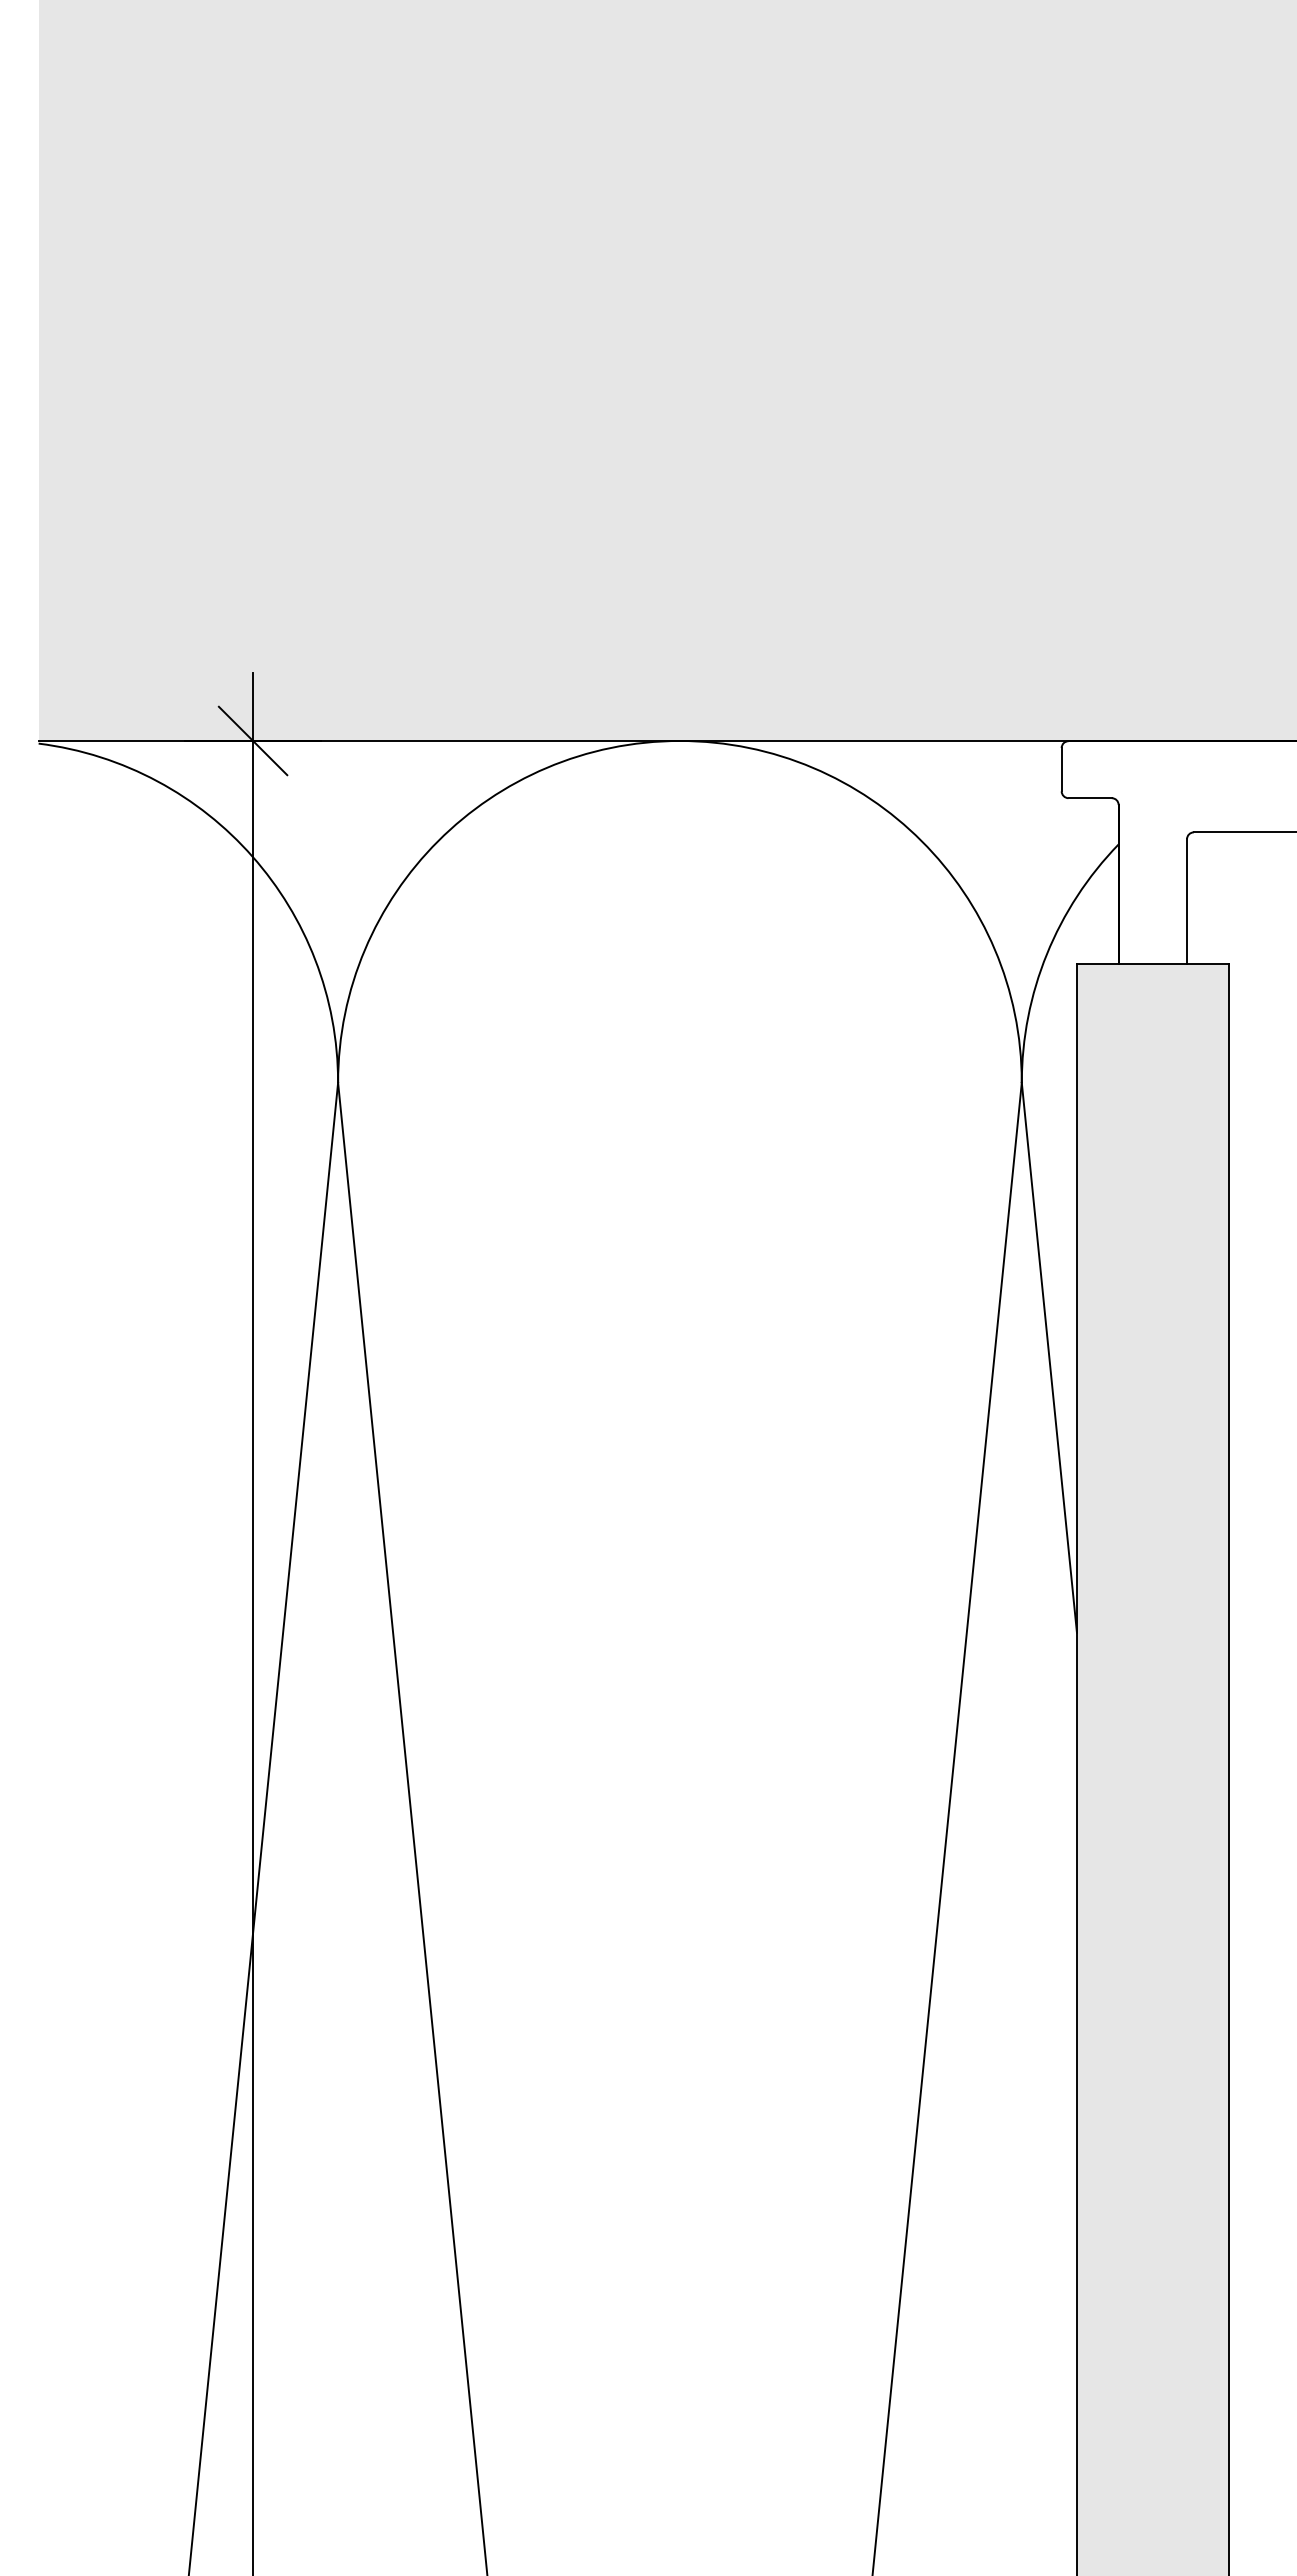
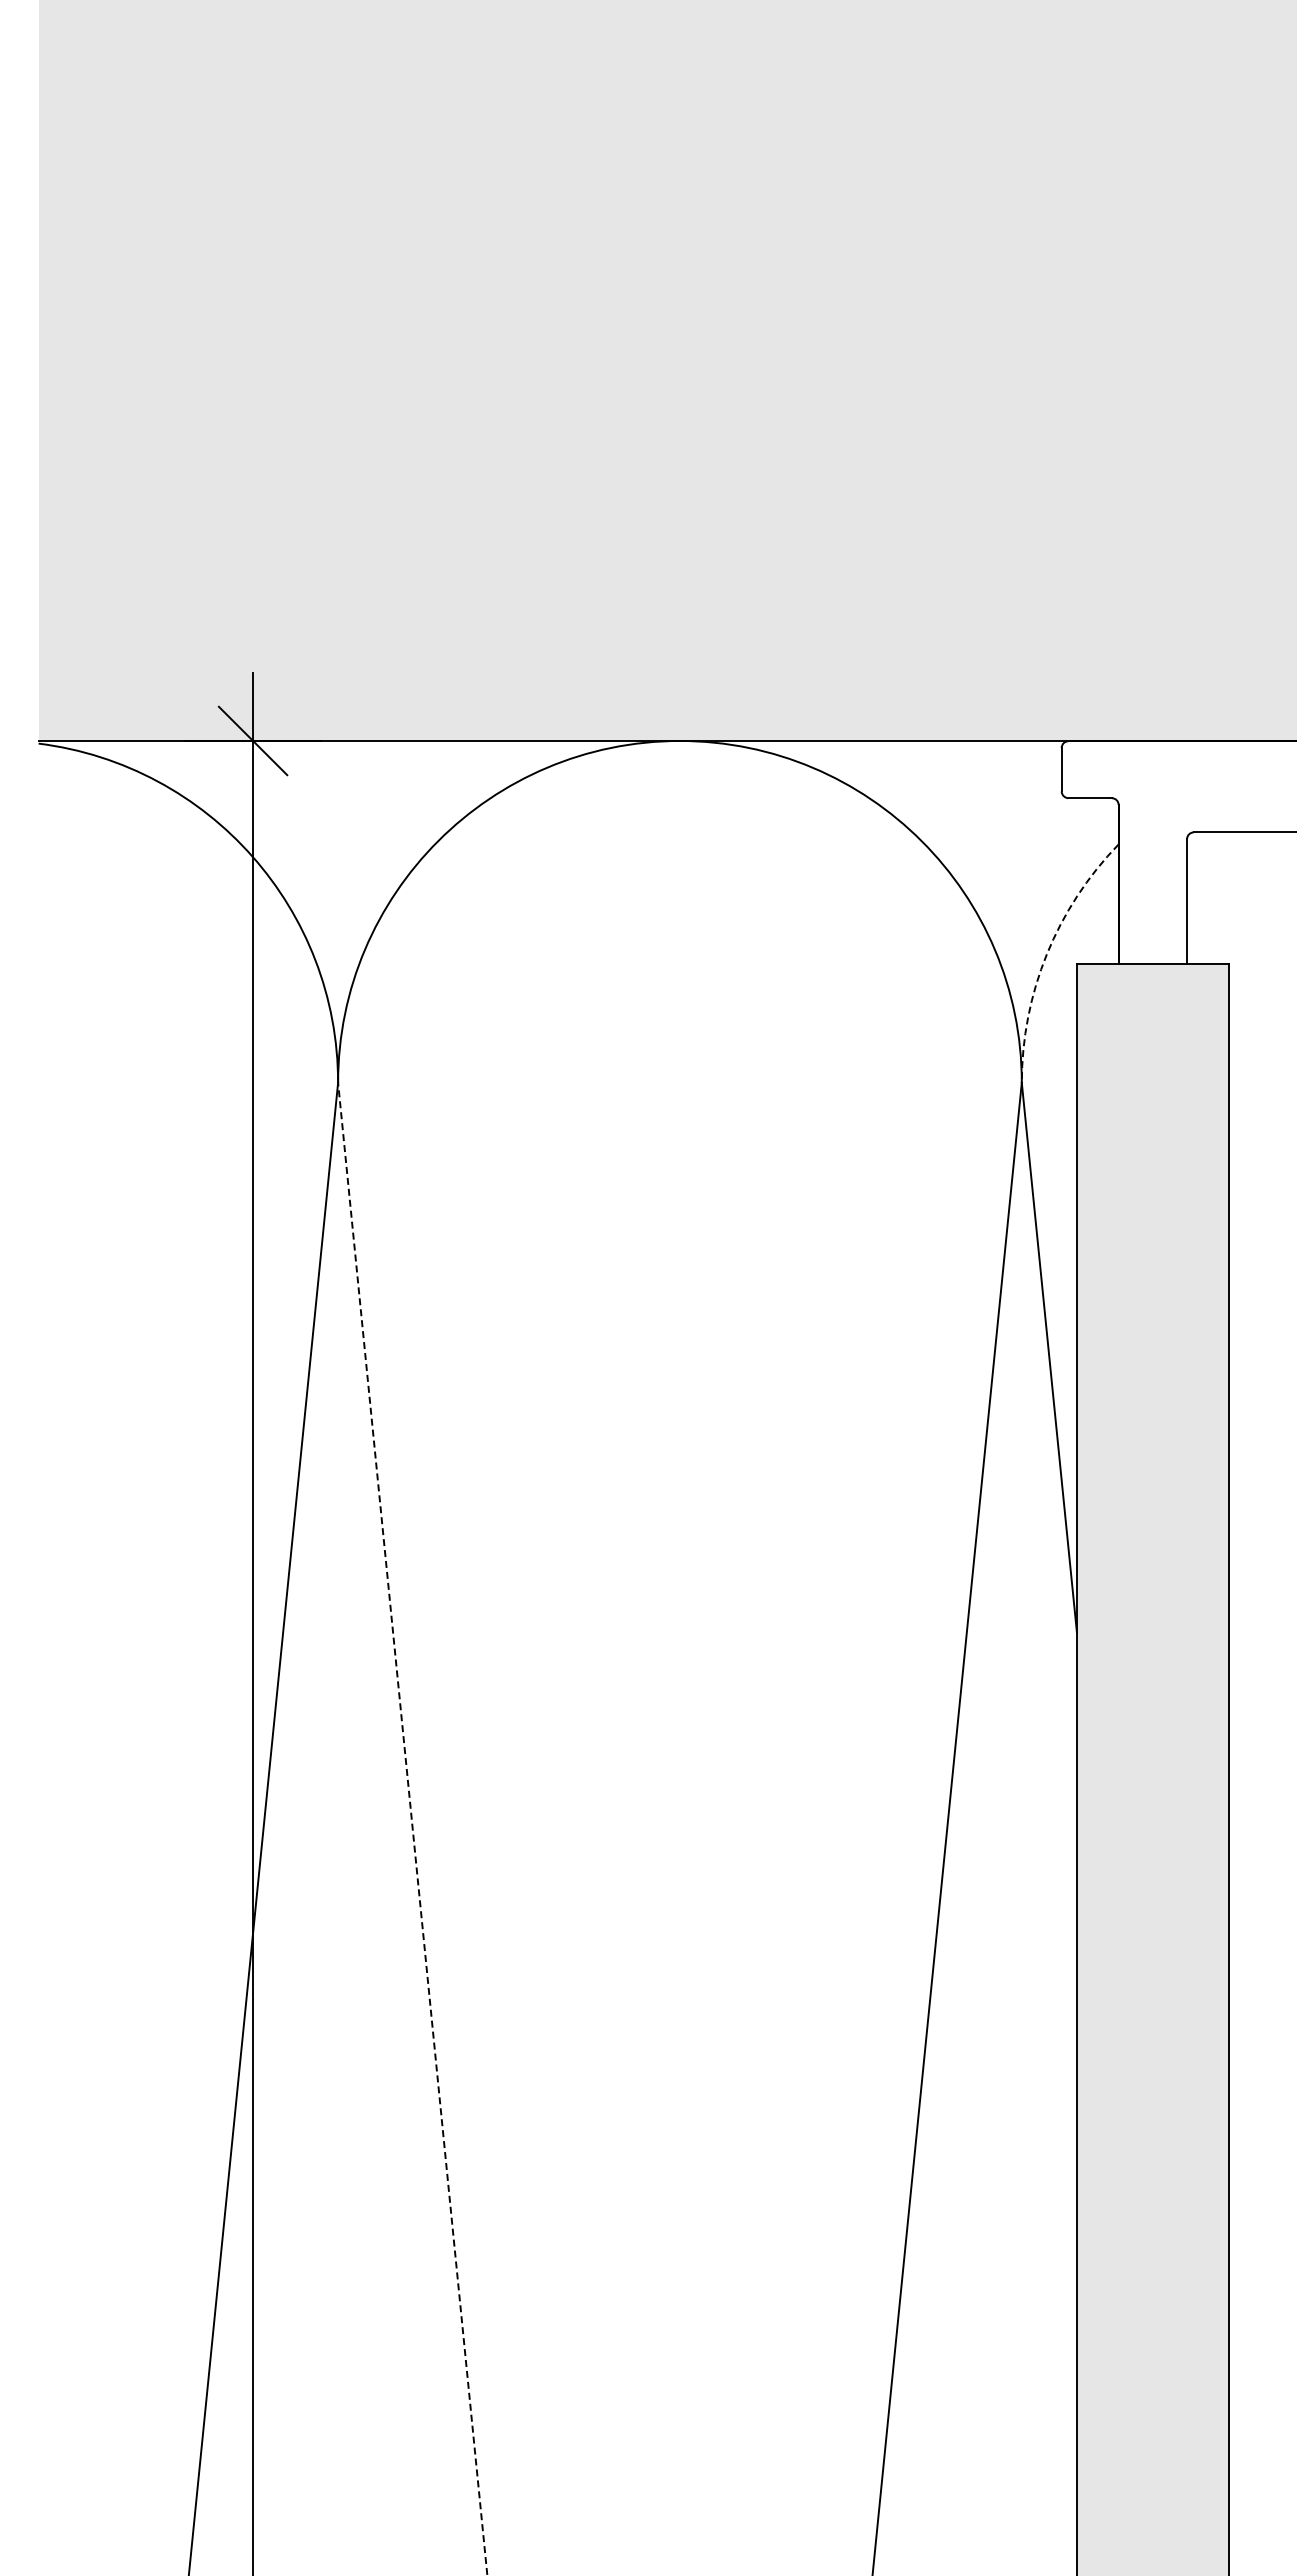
arc: solid -> dashed (1046, 954)
line: solid -> dashed (412, 1829)
